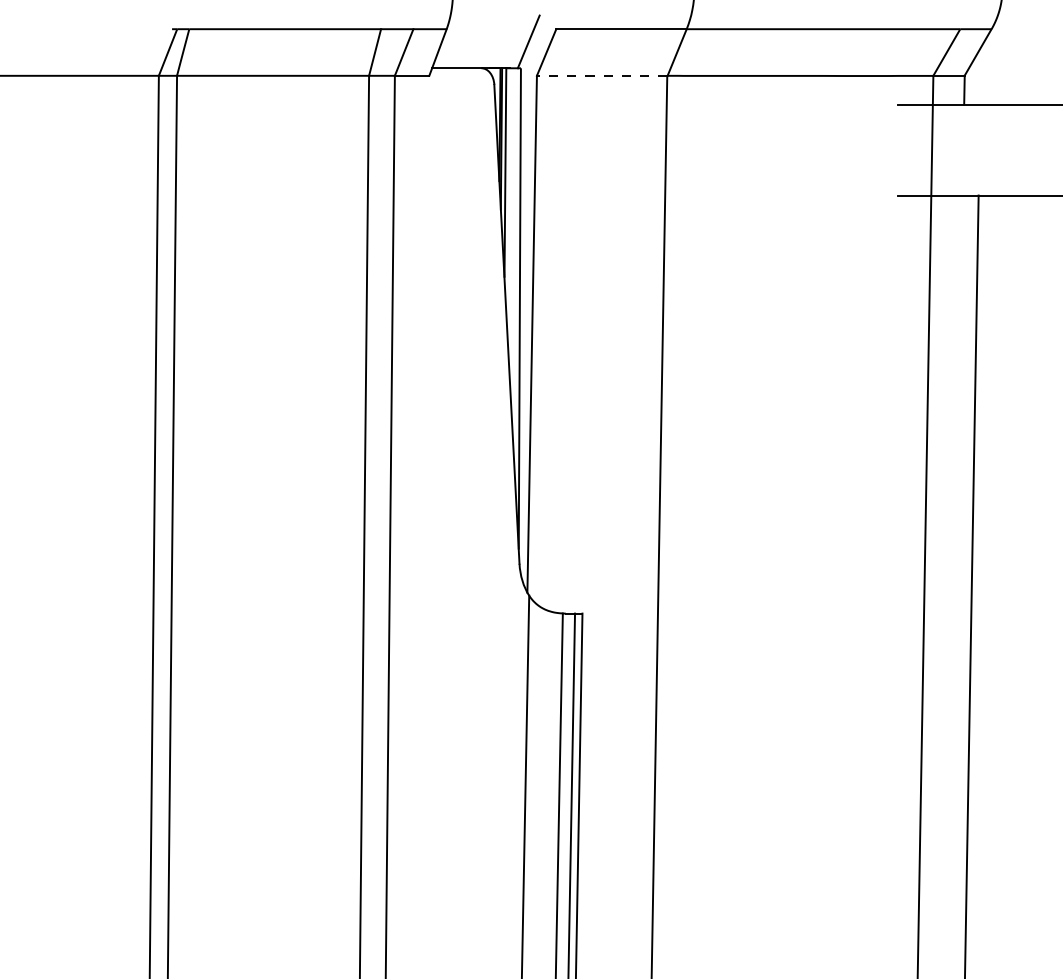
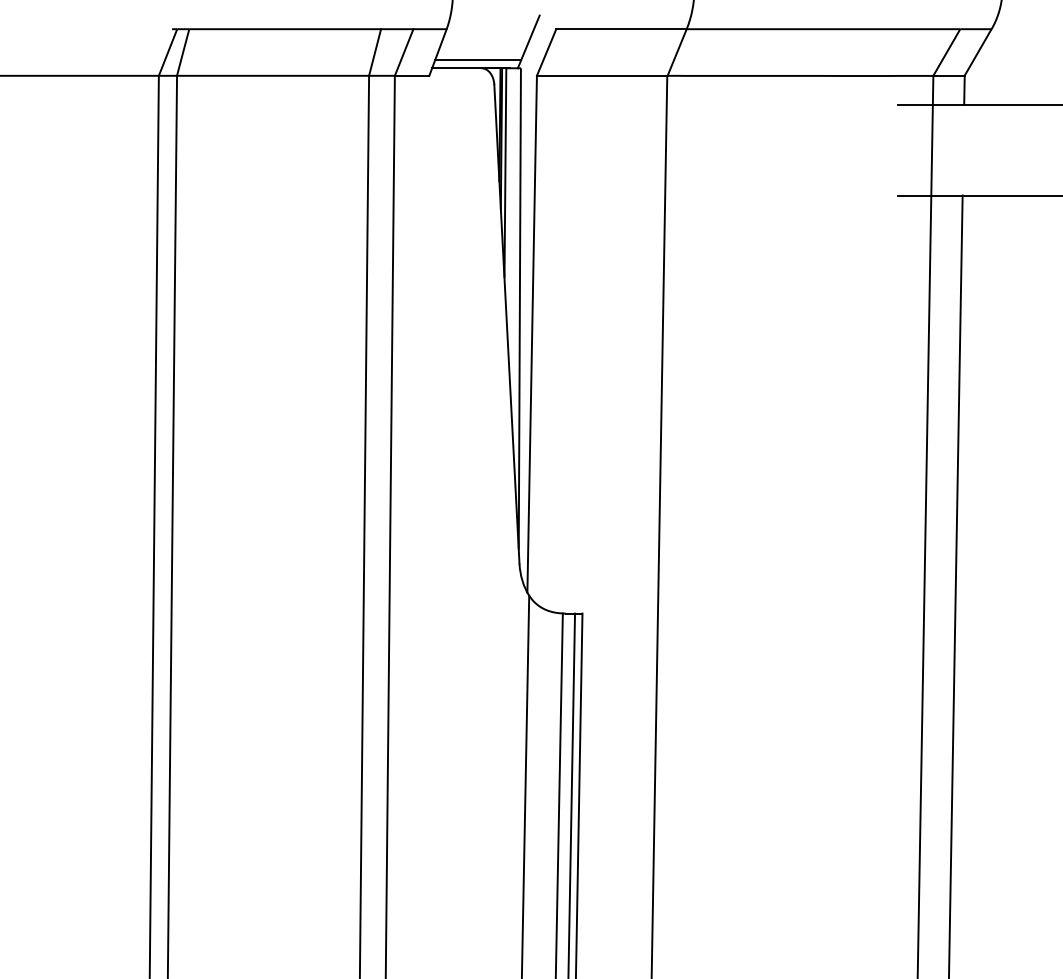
line: none -> present (478, 59)
line: dashed -> solid (601, 75)
line position: (971, 585) -> (955, 585) (955, 585)
